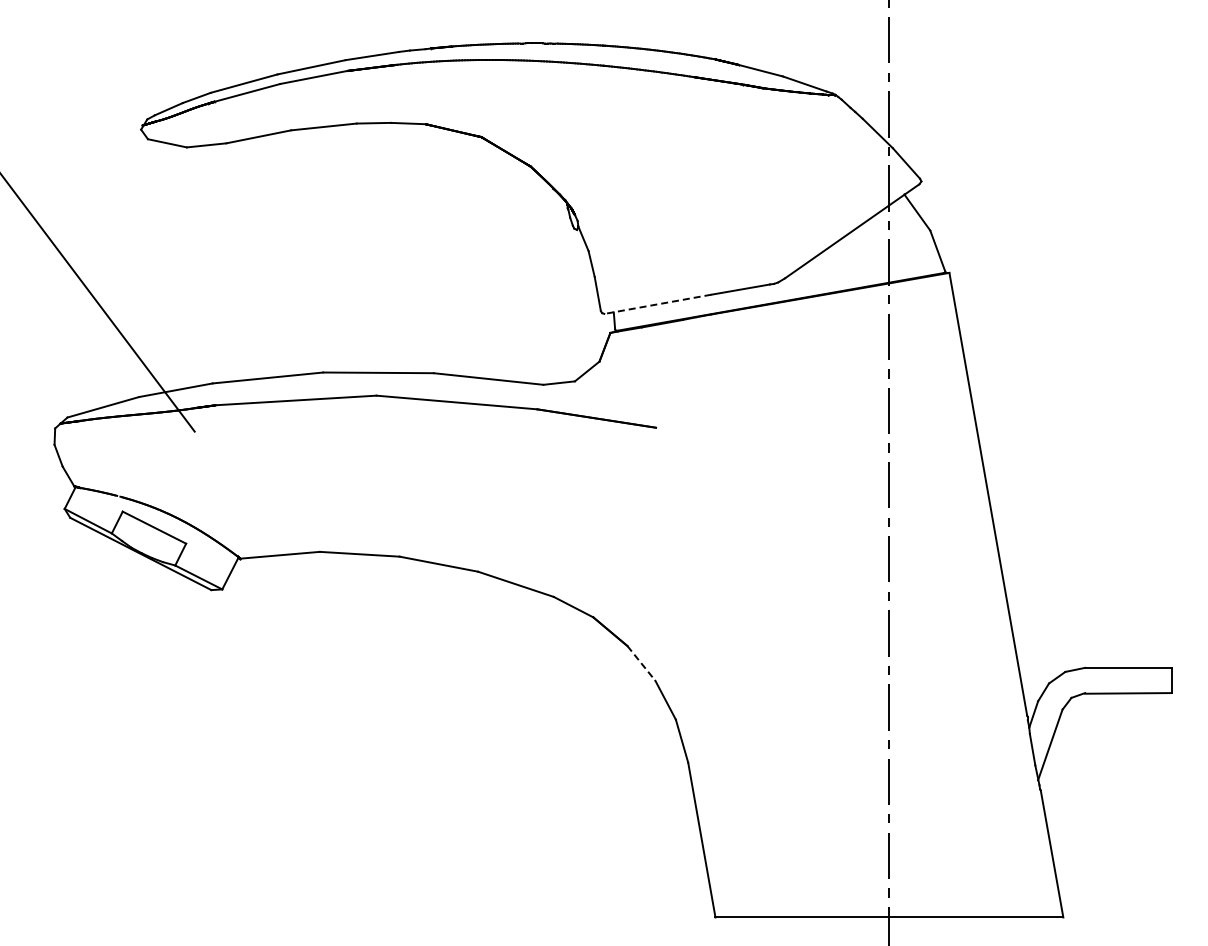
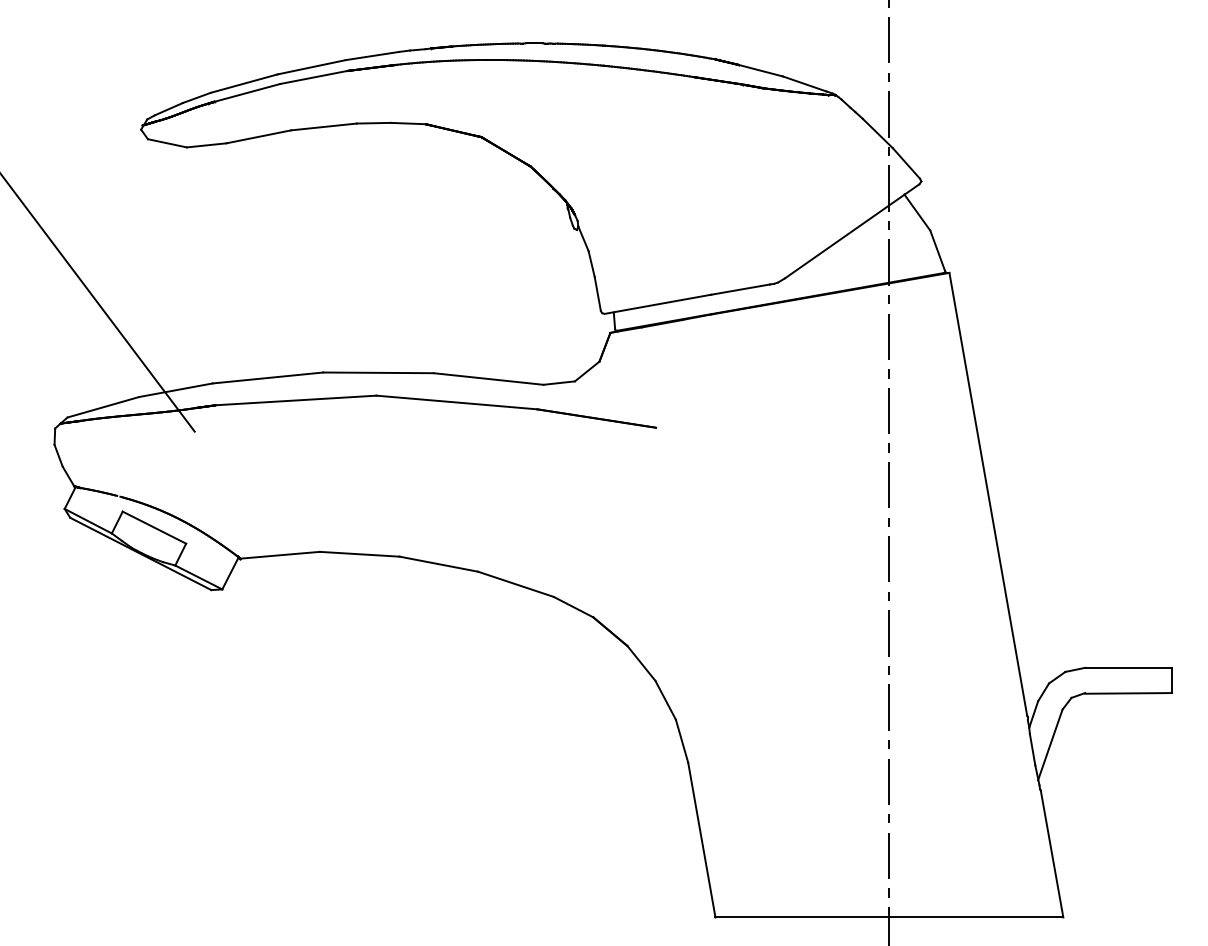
line: dashed -> solid (657, 304)
line: dashed -> solid (641, 663)
